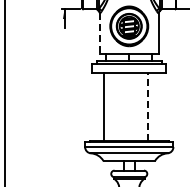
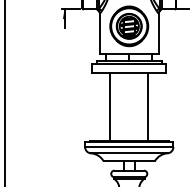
line: dashed -> solid (99, 34)
line position: (104, 106) -> (110, 106) (110, 106)
line: dashed -> solid (148, 106)
